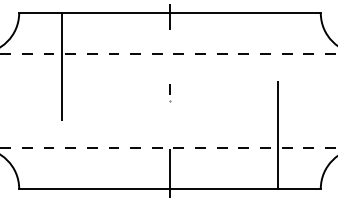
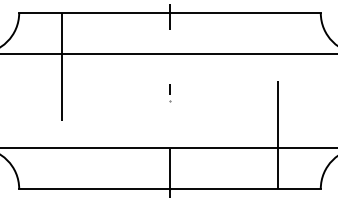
line: dashed -> solid (169, 53)
line: dashed -> solid (169, 148)
